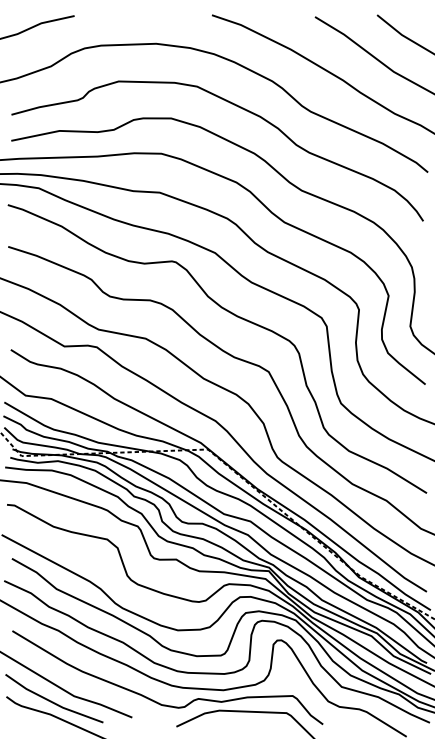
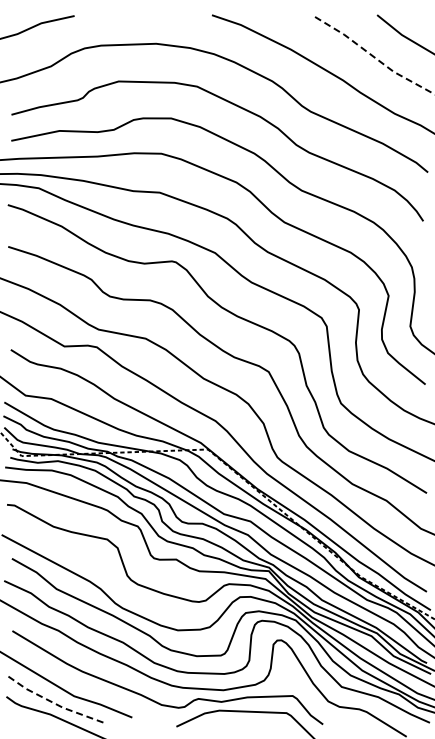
line: solid -> dashed (374, 57)
line: solid -> dashed (51, 701)
